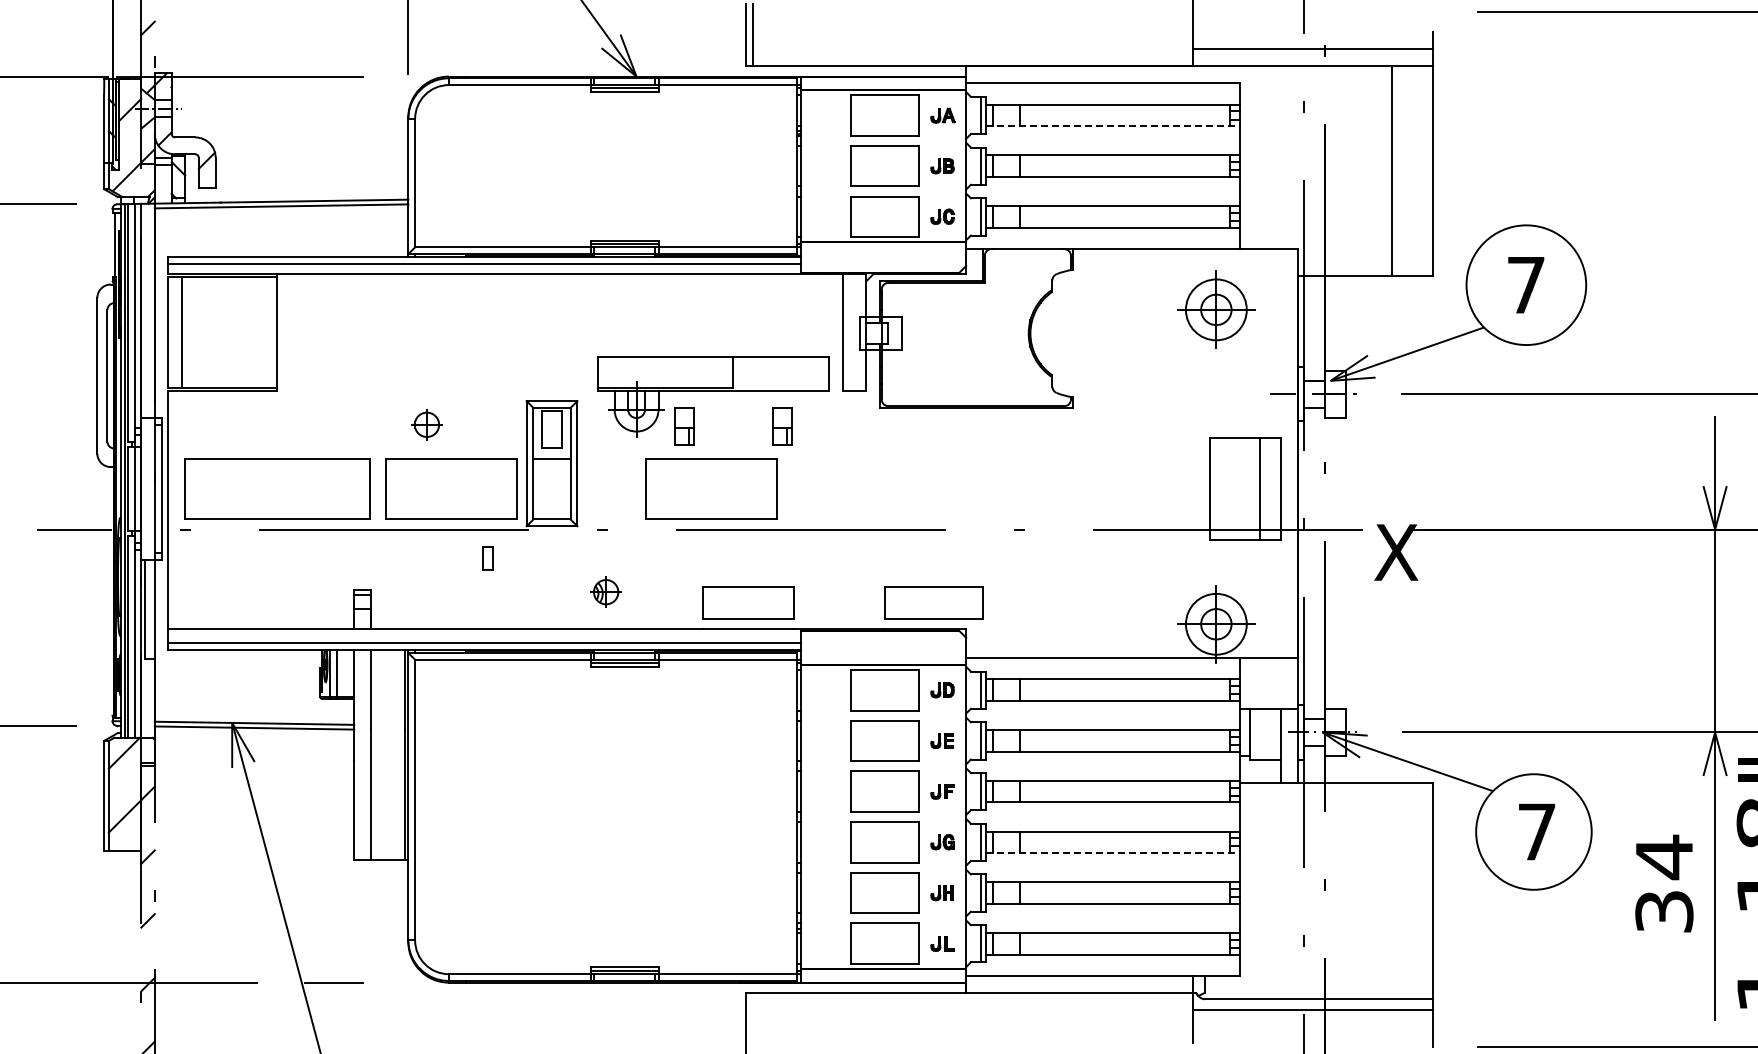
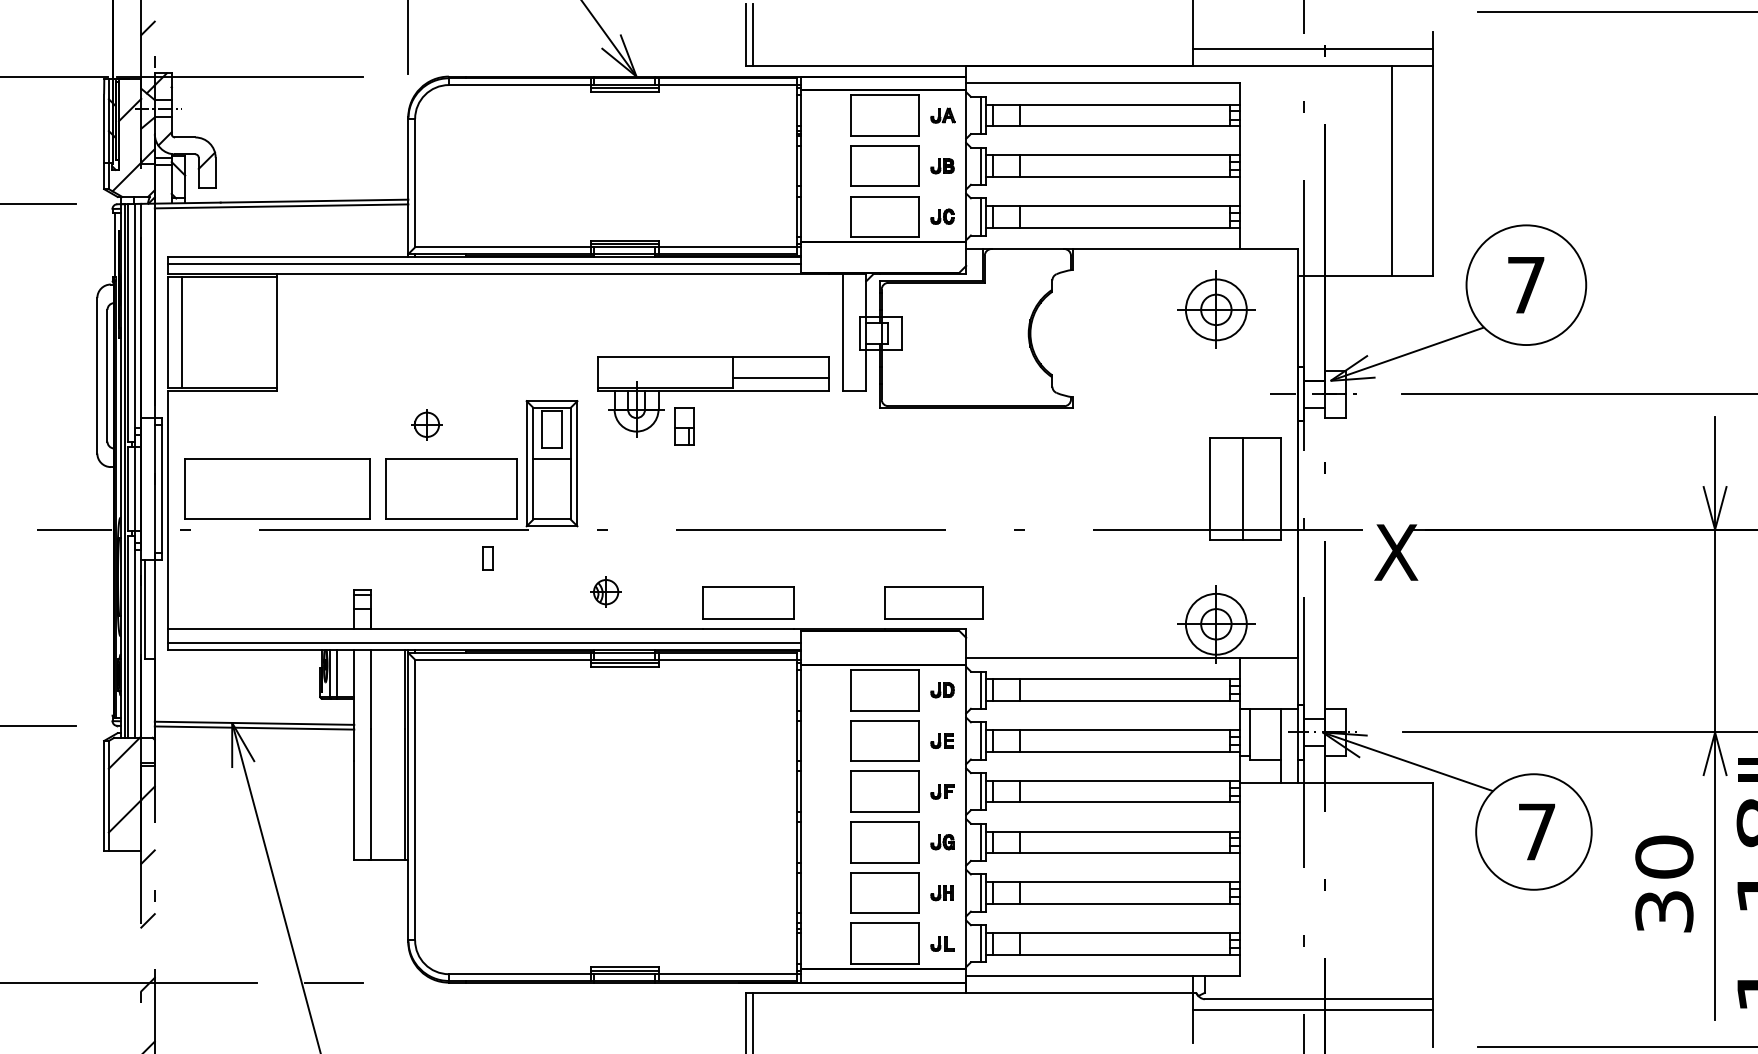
line: dashed -> solid (1113, 126)
line: none -> present (780, 377)
part: present -> none (782, 426)
part: present -> none (711, 488)
line position: (1260, 488) -> (1243, 488) (1243, 488)
line: dashed -> solid (1113, 853)
text: 34 -> 30 (1664, 857)
line: none -> present (753, 1021)
